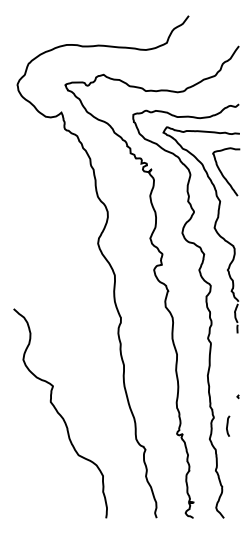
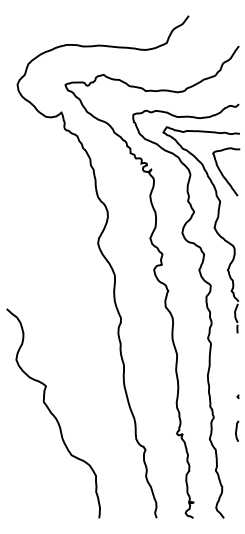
curve position: (60, 413) -> (53, 413) (53, 413)
curve position: (228, 425) -> (237, 430) (237, 430)
